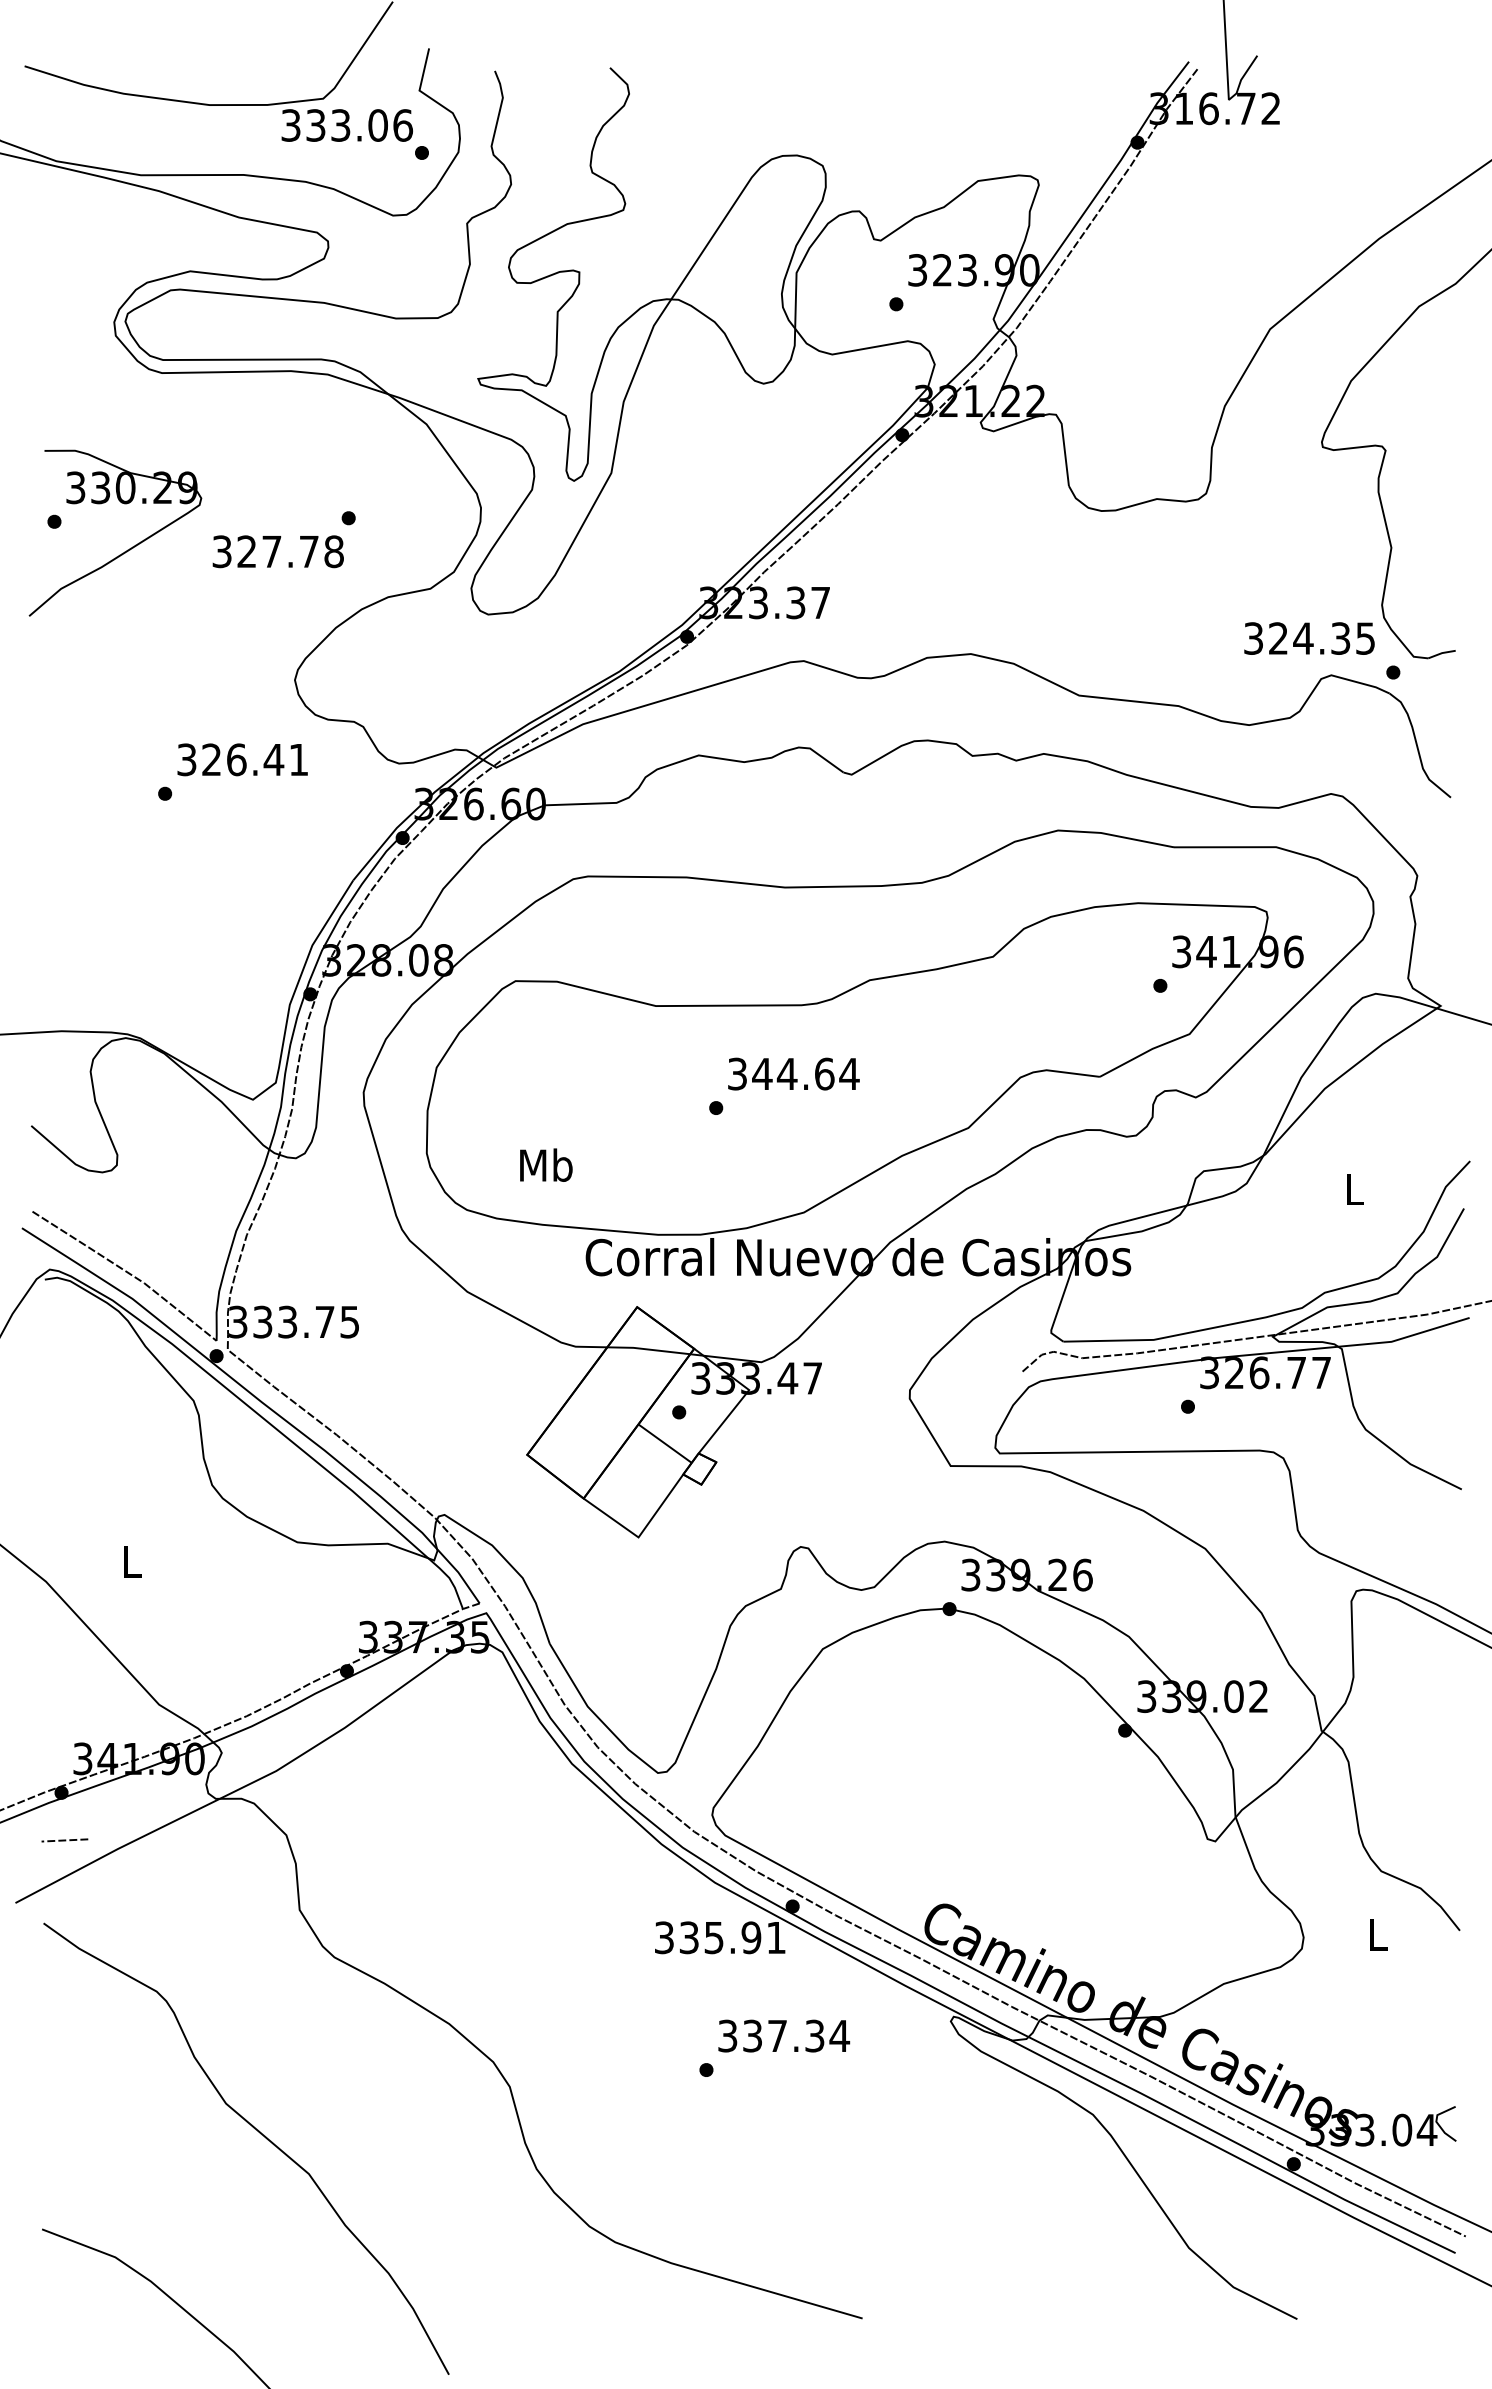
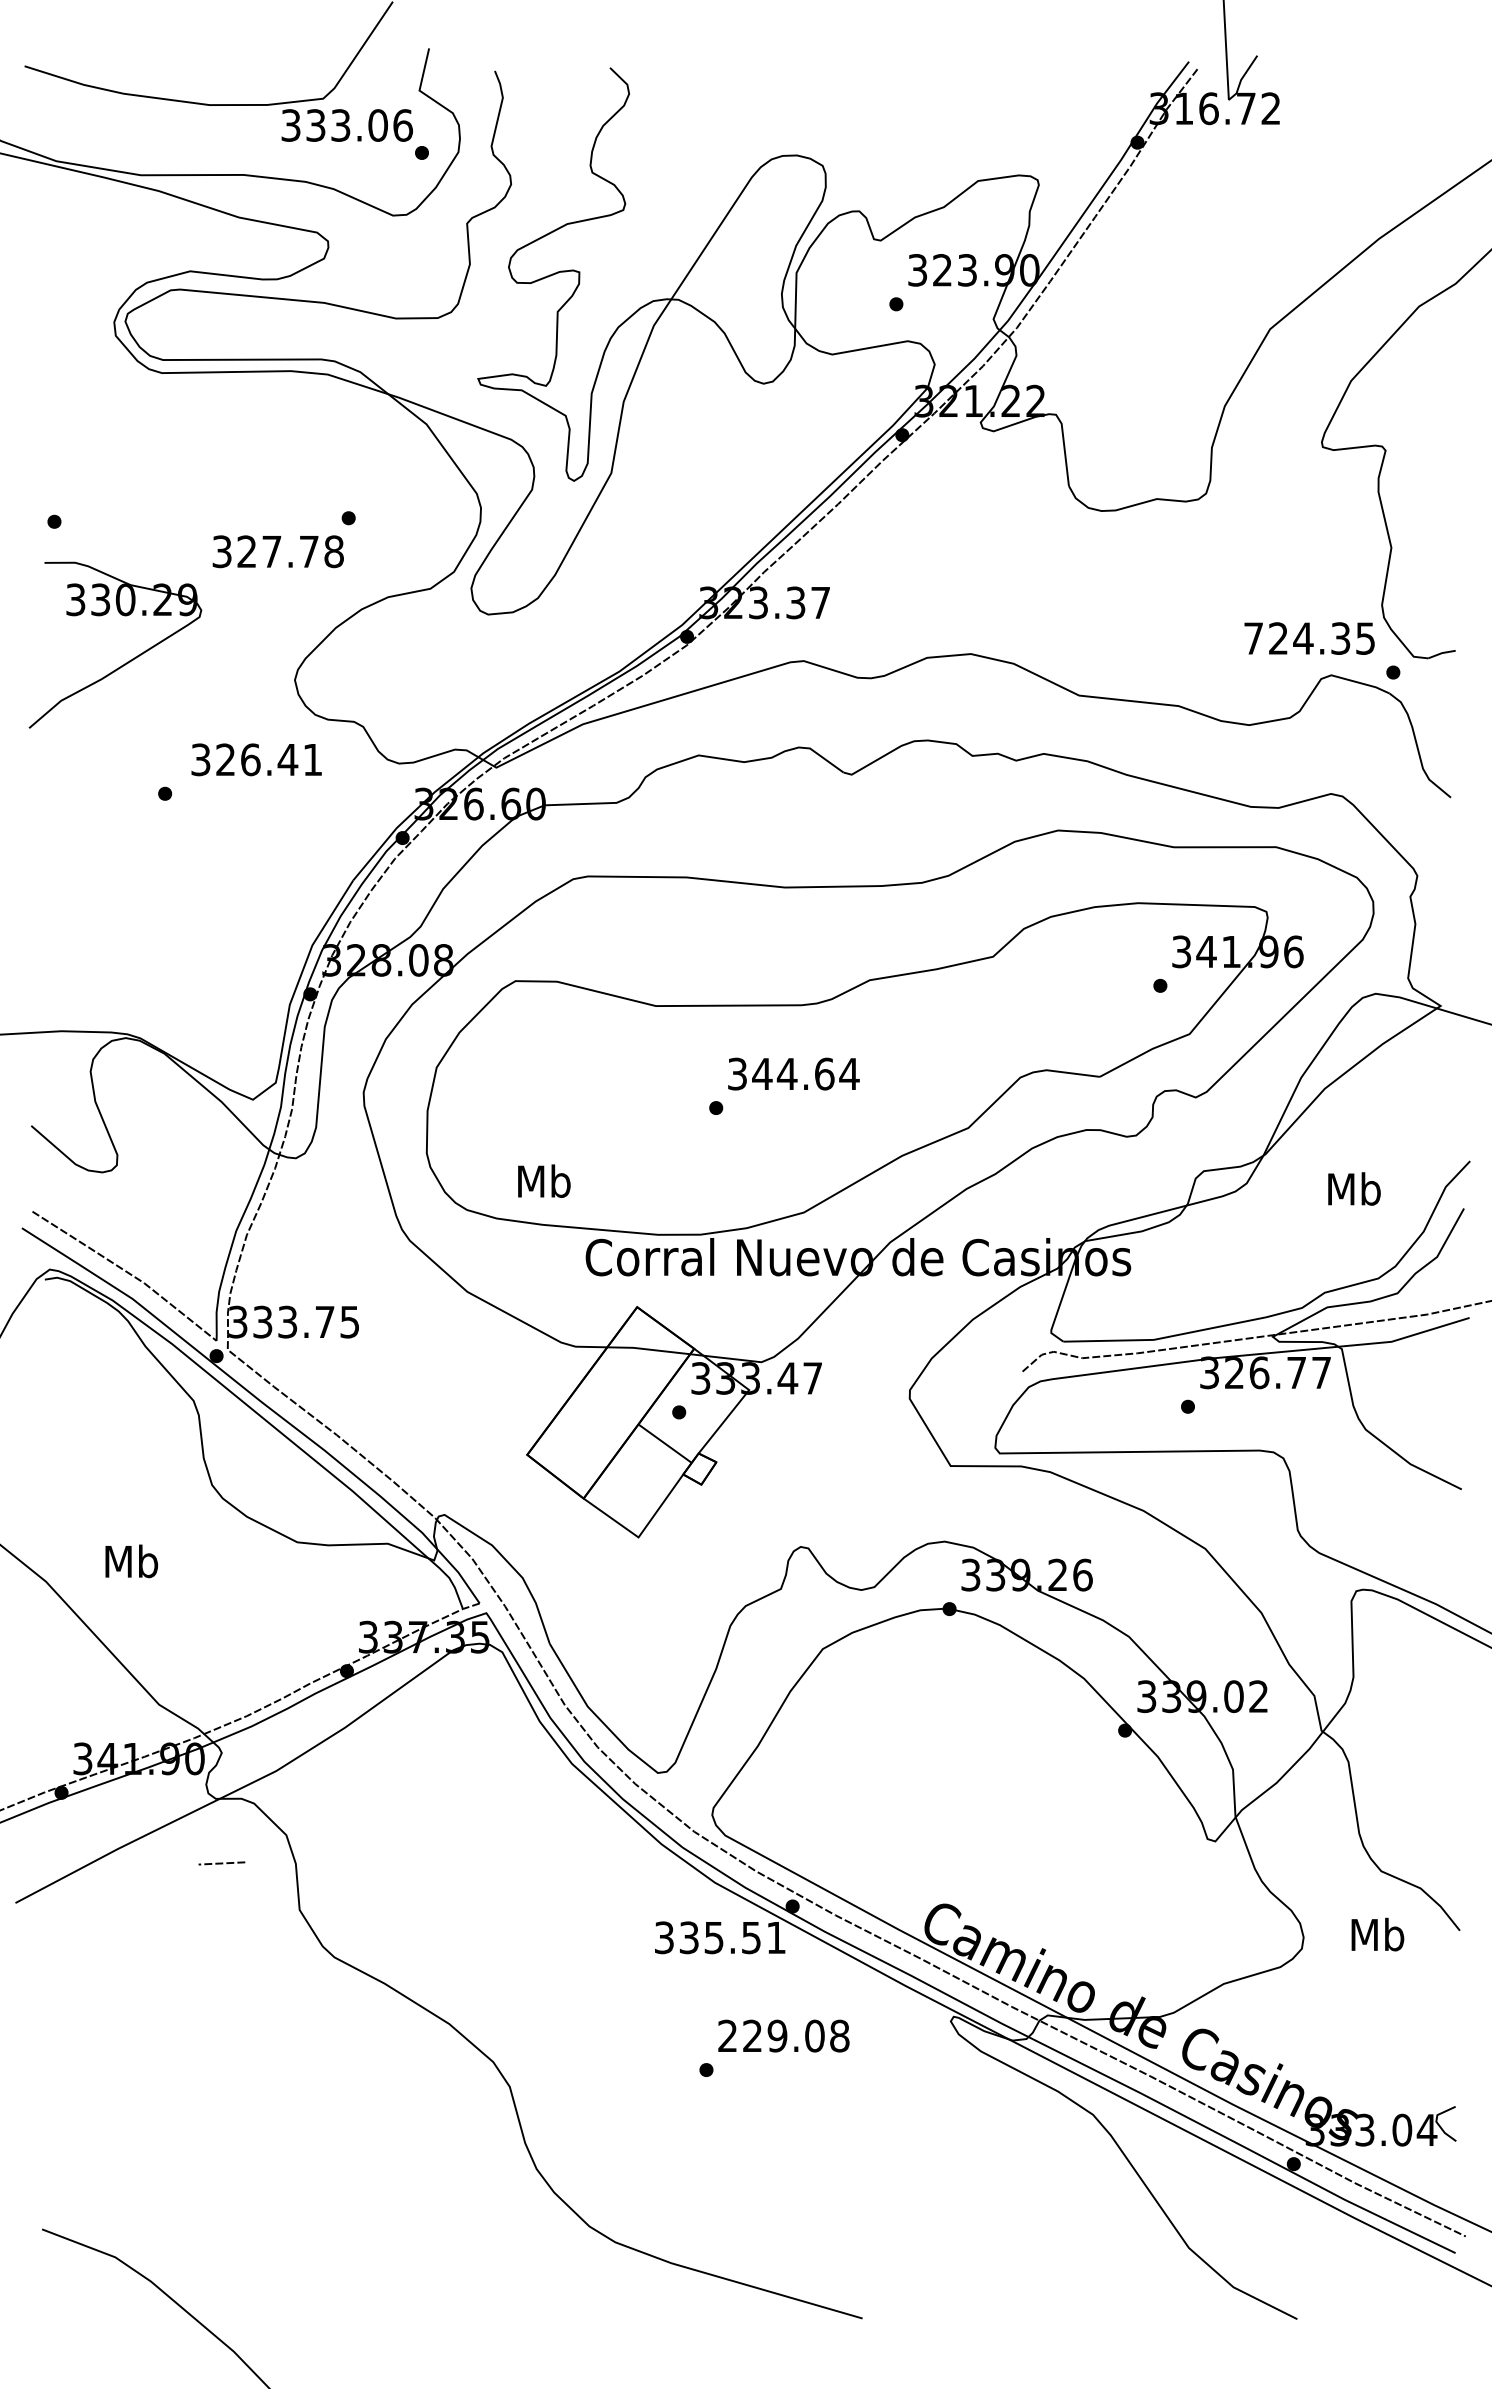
part position: (127, 549) -> (127, 661) (127, 661)
text: 324.35 -> 724.35 (1253, 638)
text position: (242, 759) -> (256, 759) (256, 759)
text position: (546, 1164) -> (544, 1180) (544, 1180)
text: L -> Mb (1354, 1188)
text: L -> Mb (131, 1561)
line position: (64, 1840) -> (221, 1863) (221, 1863)
text: L -> Mb (1377, 1934)
text: 335.91 -> 335.51 (751, 1937)
text: 337.34 -> 229.08 (784, 2035)
curve: present -> none (260, 2134)
